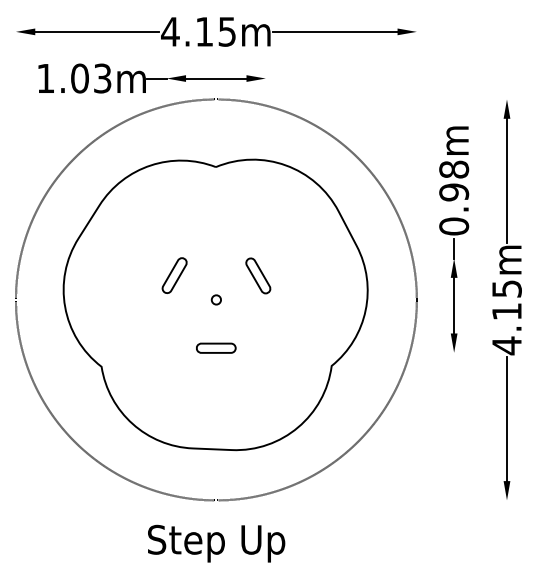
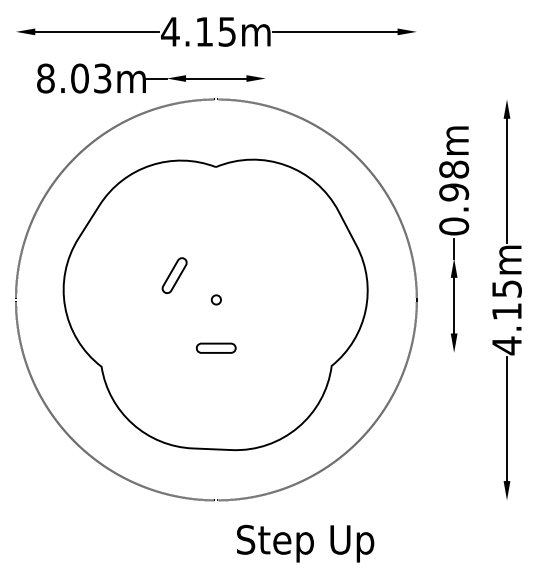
text: 1.03m -> 8.03m (45, 78)
part: present -> none (258, 275)
text position: (216, 543) -> (305, 543) (305, 543)
